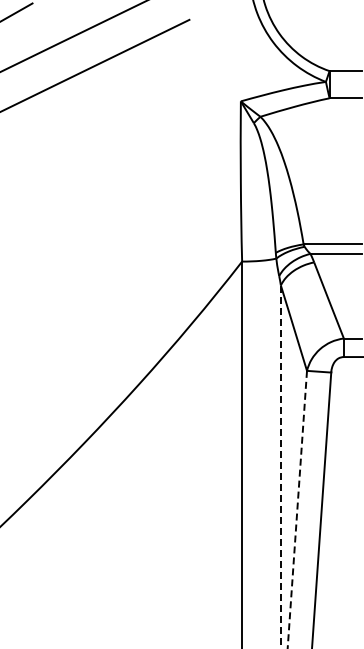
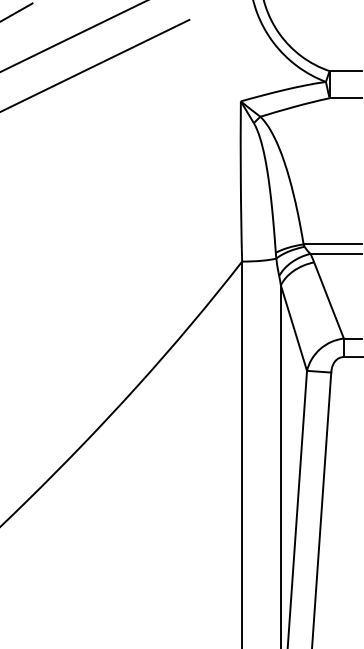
line: dashed -> solid (280, 467)
line: dashed -> solid (297, 509)
